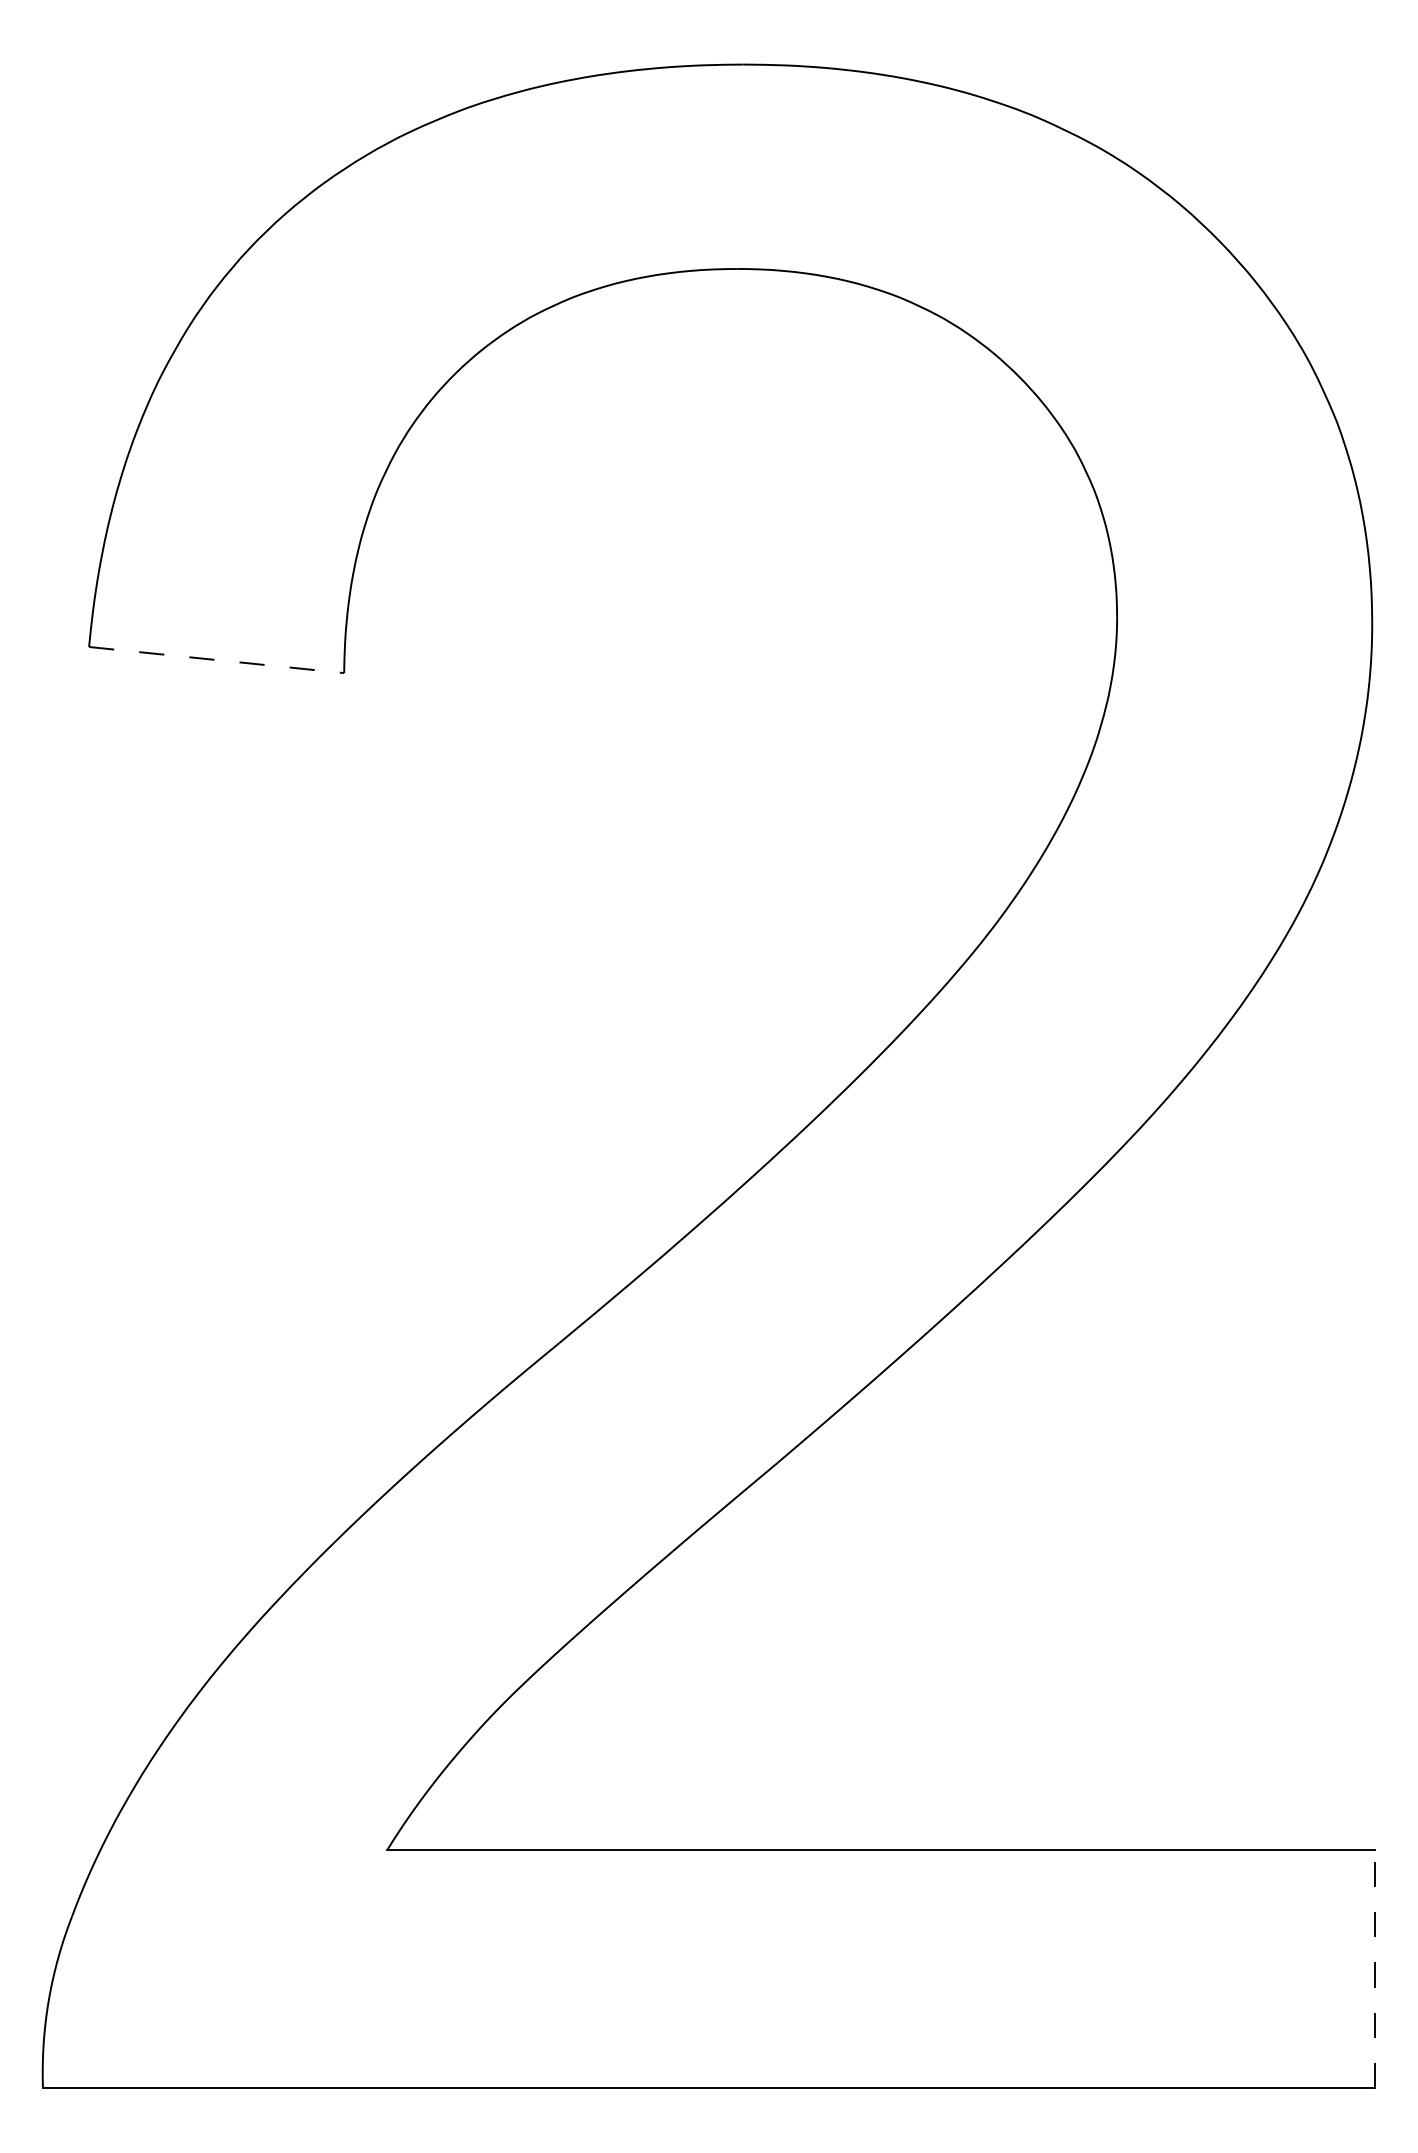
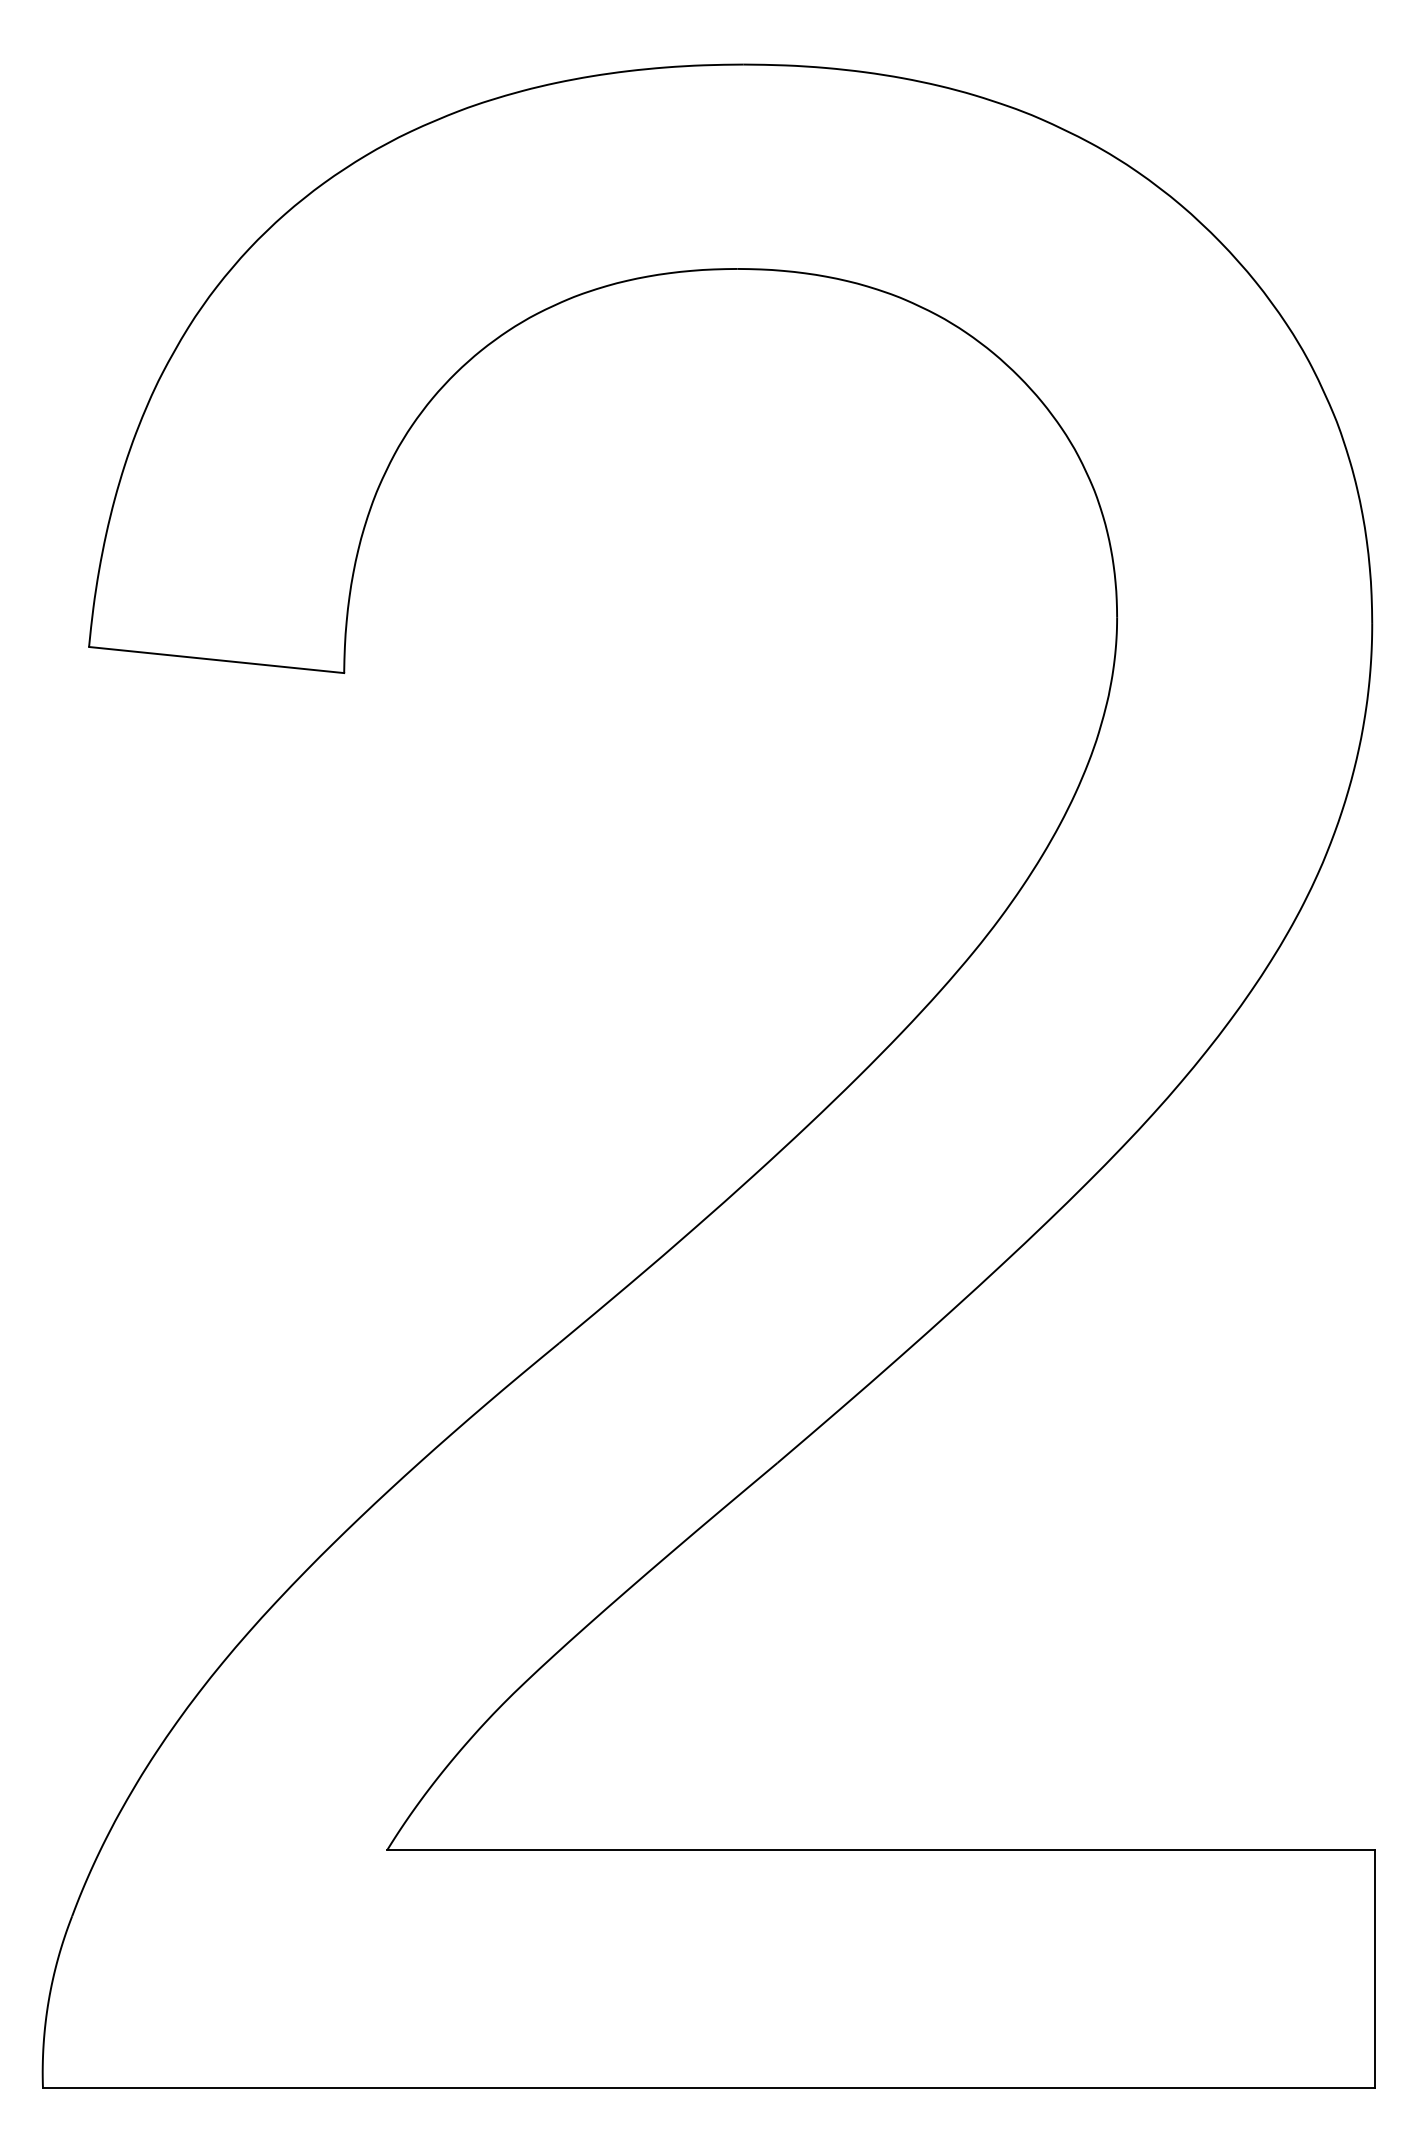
line: dashed -> solid (217, 660)
line: dashed -> solid (1375, 1968)
